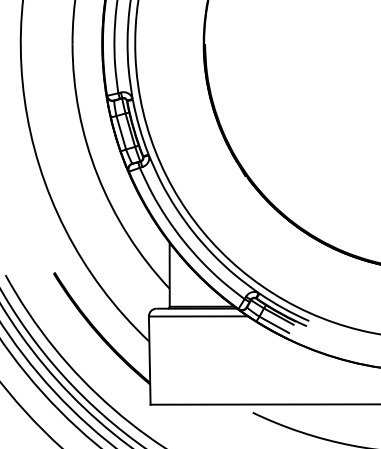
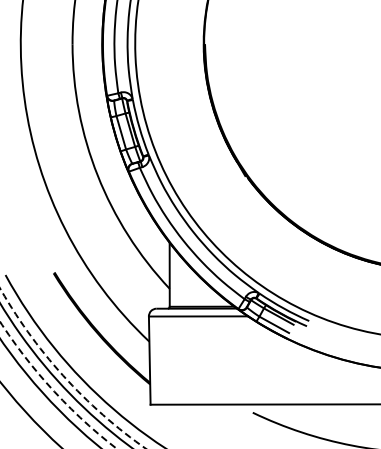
arc: solid -> dashed (64, 376)
arc: solid -> dashed (53, 391)
